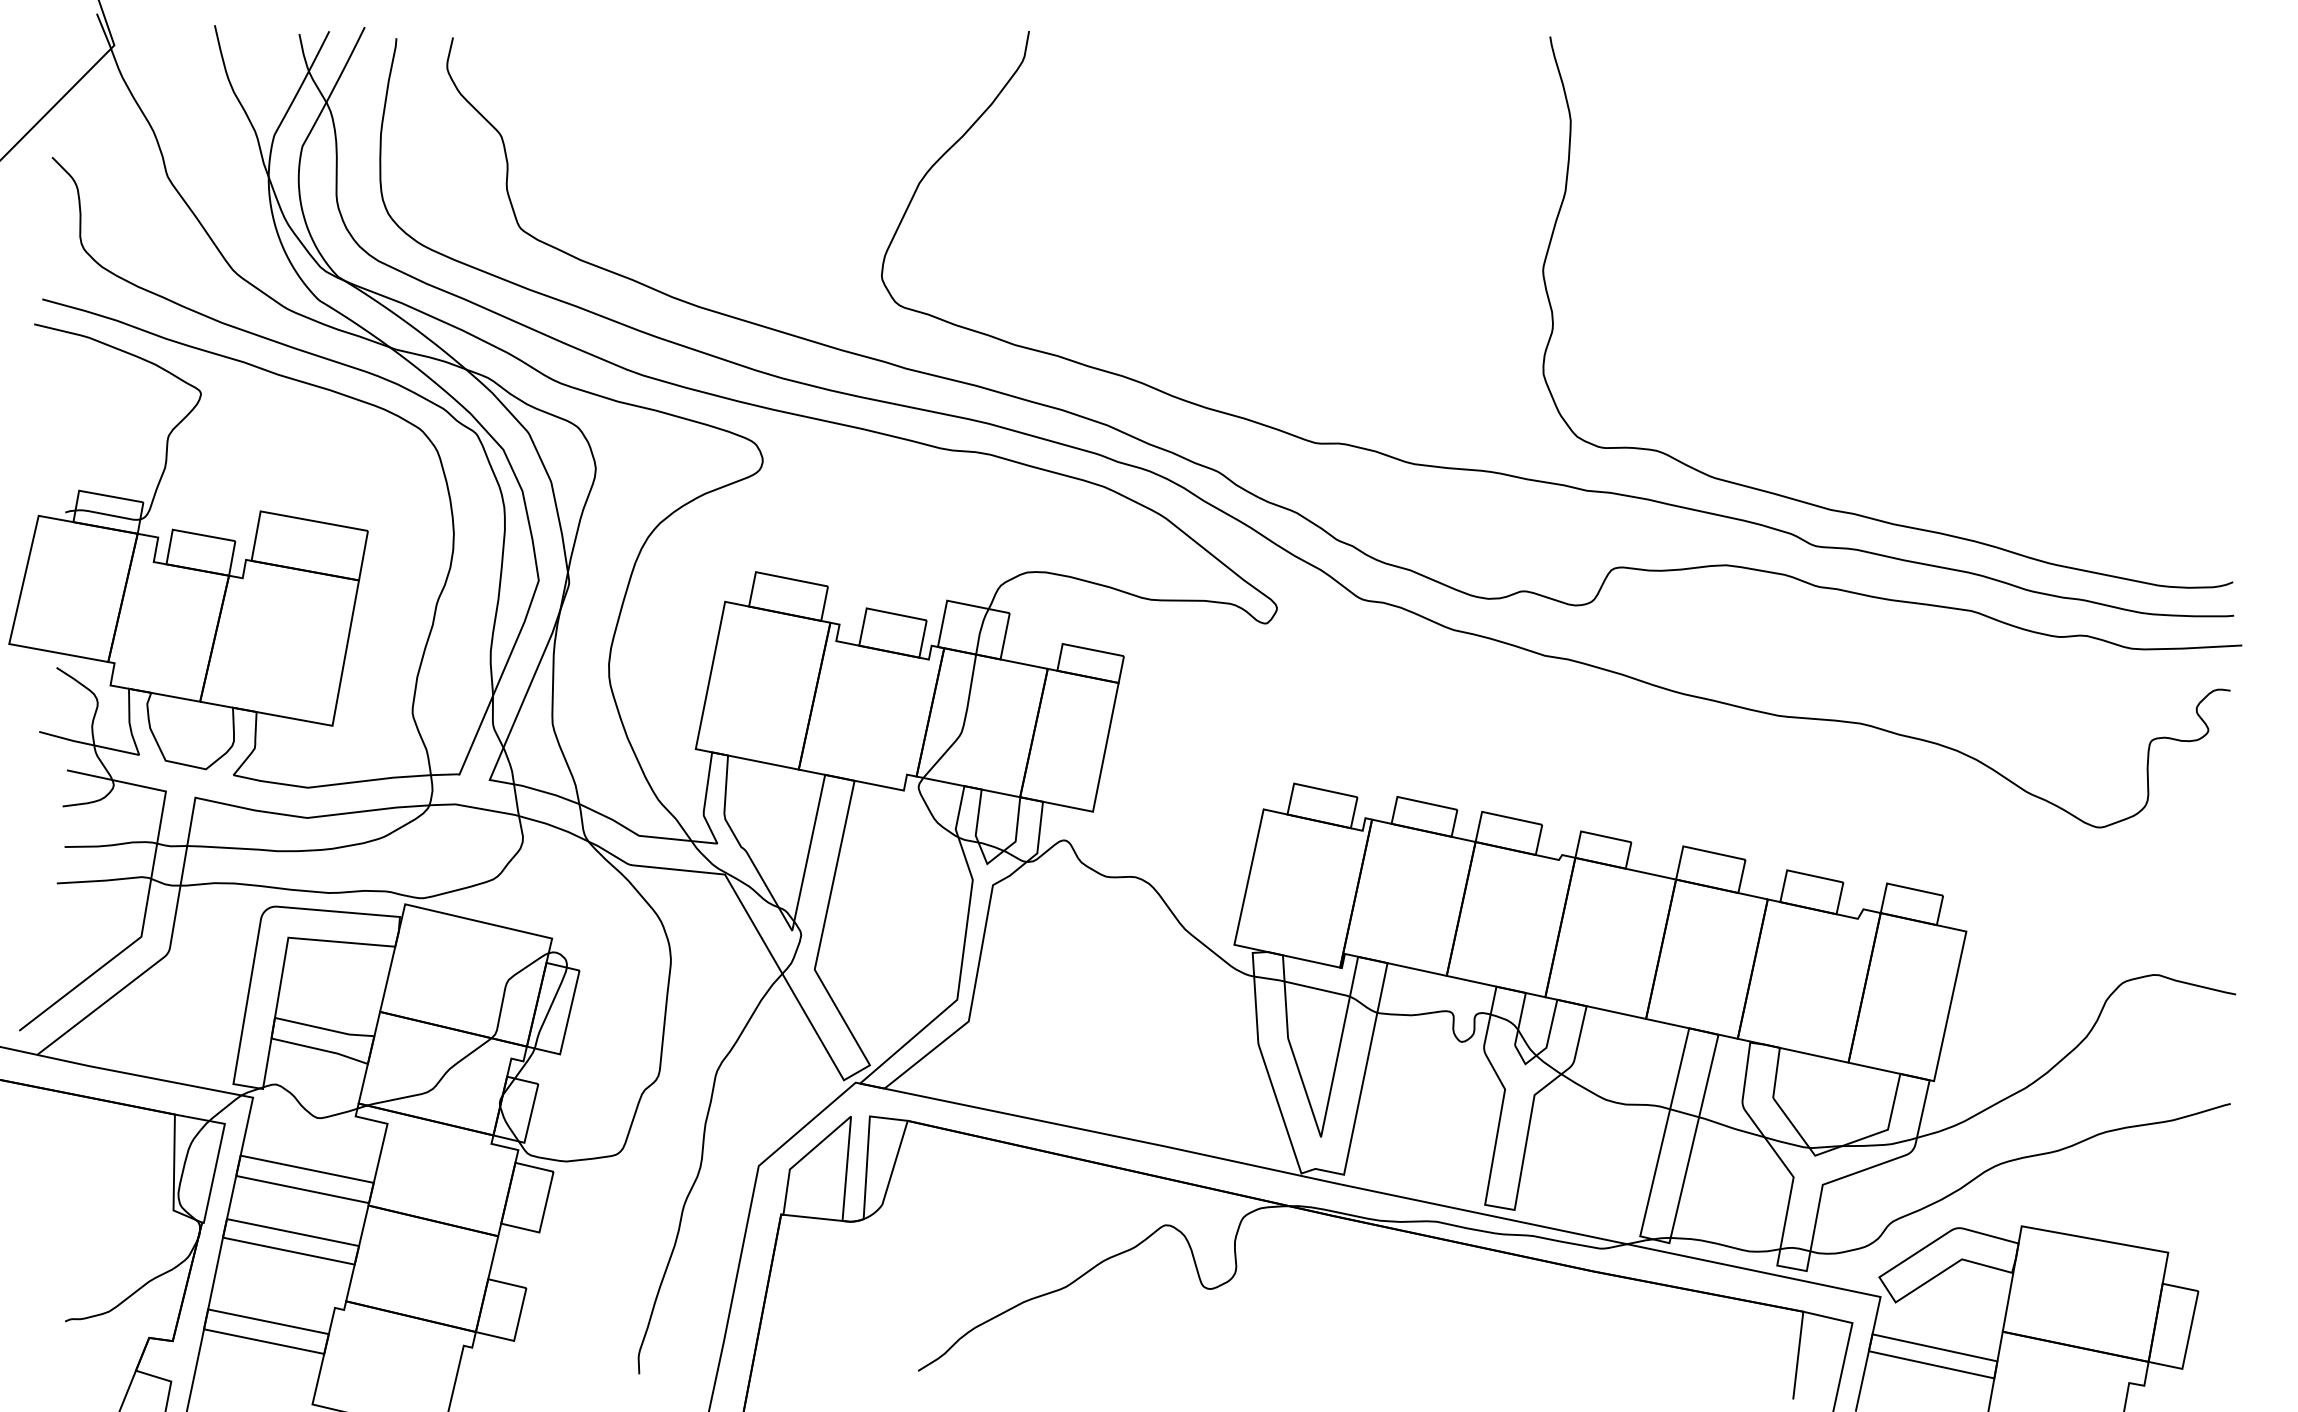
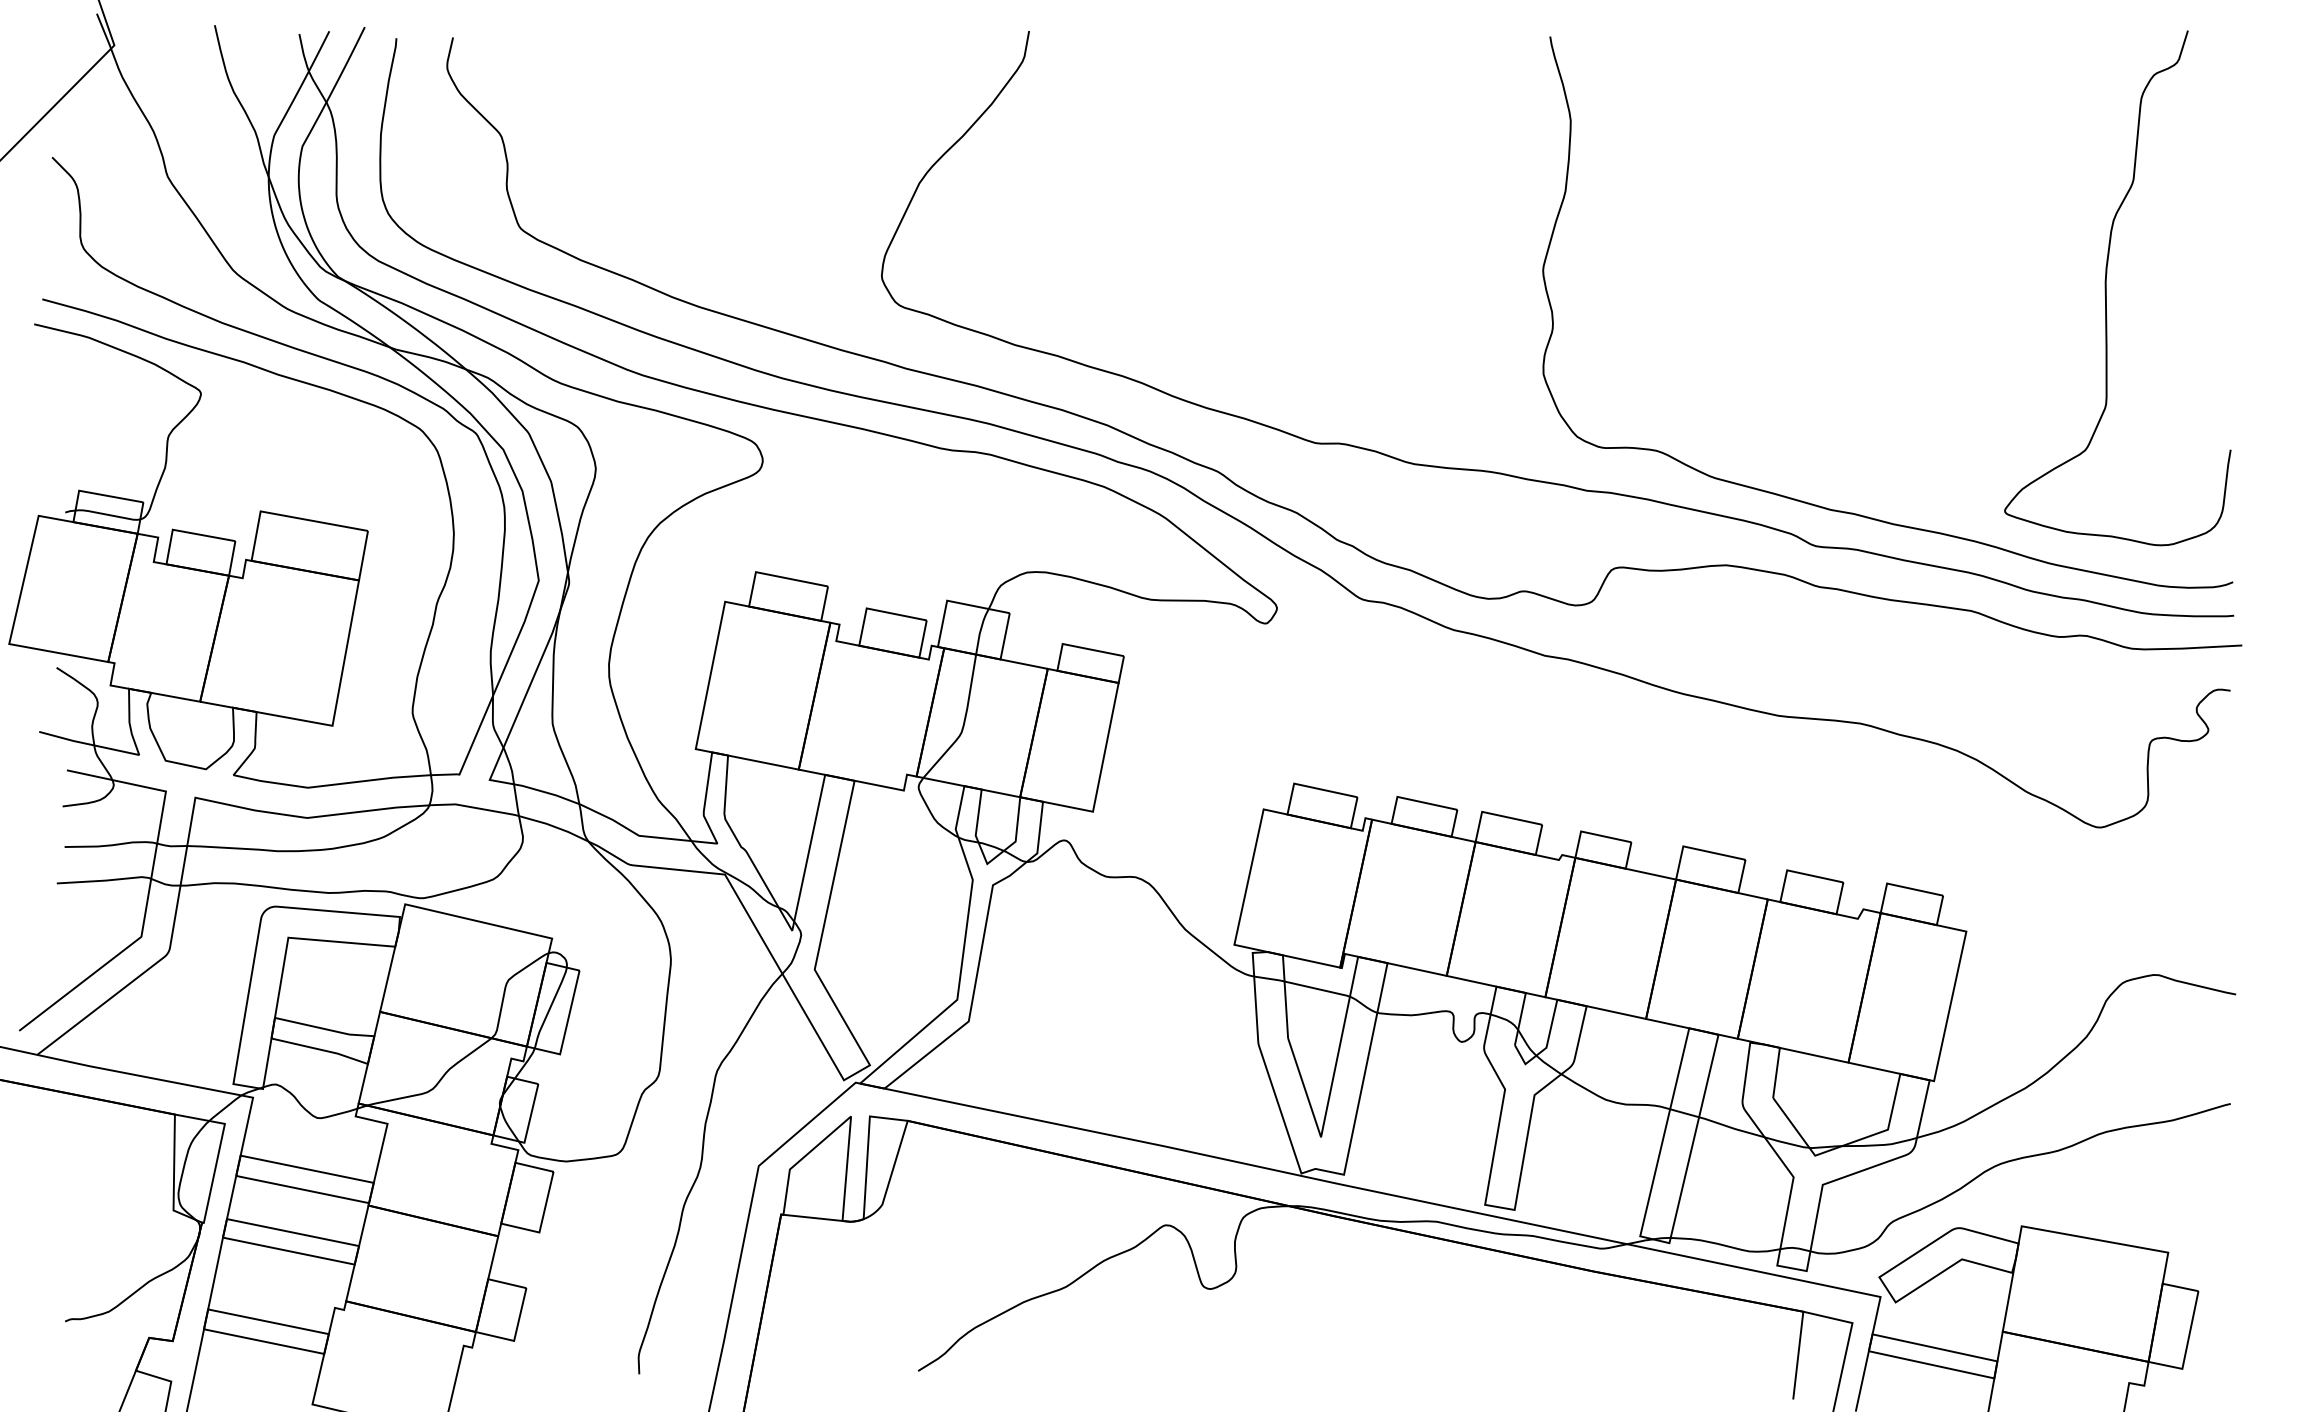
curve: none -> present (2106, 288)
